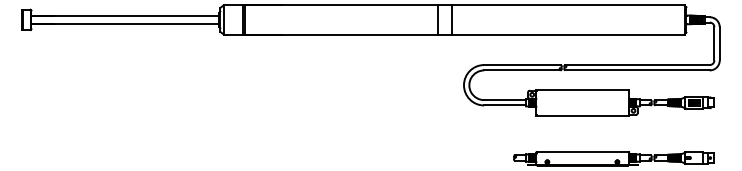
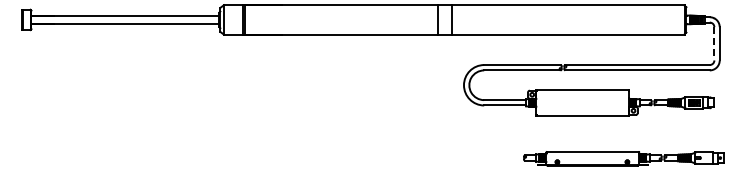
line: solid -> dashed (714, 43)
part position: (613, 158) -> (623, 158) (623, 158)
